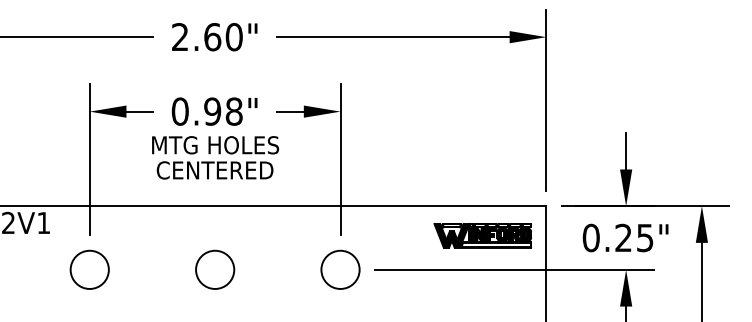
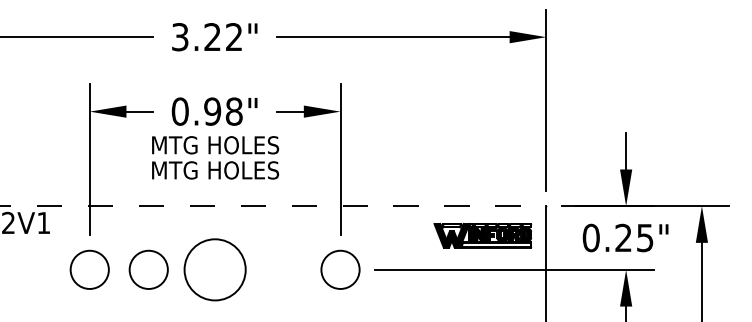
text: 2.60" -> 3.22" (207, 37)
text: CENTERED -> MTG HOLES (215, 170)
line: solid -> dashed (273, 206)
circle: none -> present (148, 269)
circle diameter: 38 px -> 61 px (214, 269)
